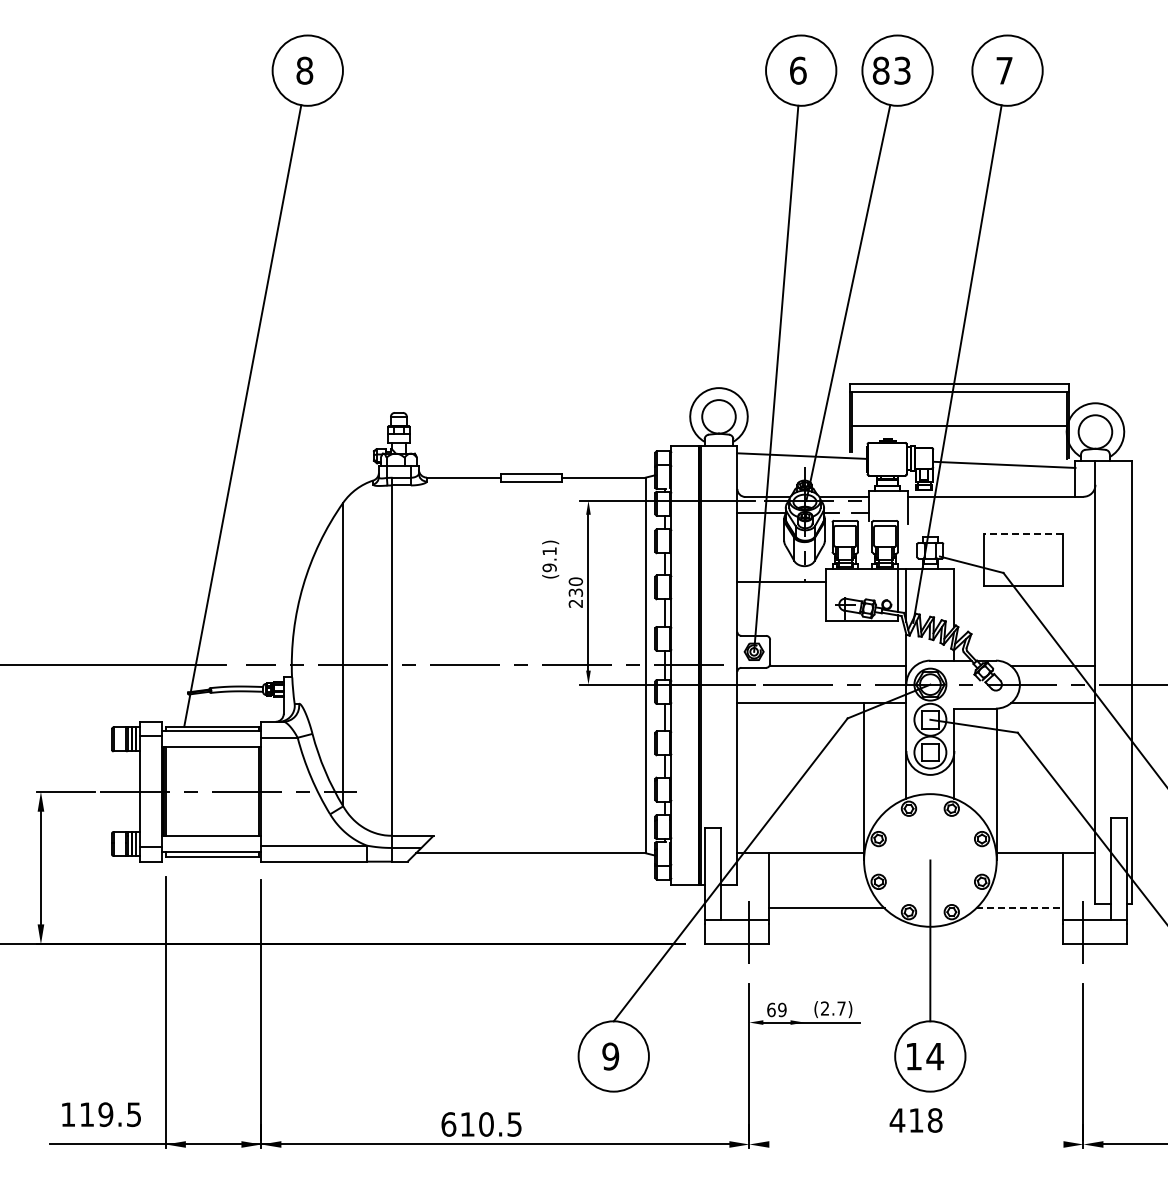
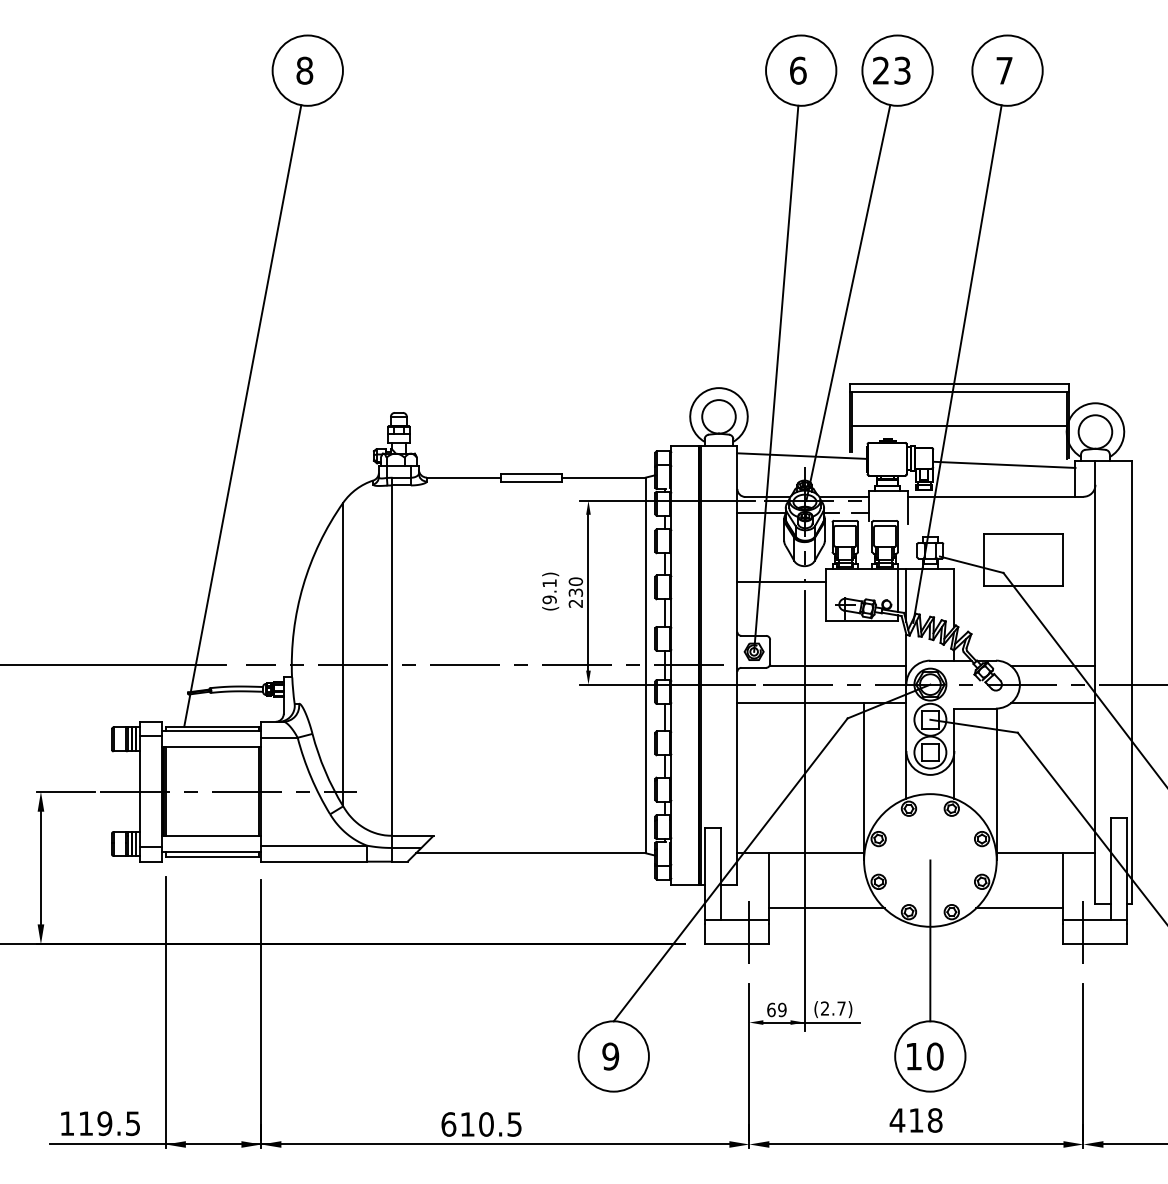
text: 83 -> 23 (880, 70)
line: dashed -> solid (1023, 533)
text position: (550, 559) -> (550, 591) (550, 591)
line: none -> present (804, 810)
line: dashed -> solid (1019, 908)
text: 14 -> 10 (935, 1056)
text position: (101, 1114) -> (100, 1123) (100, 1123)
line: none -> present (916, 1144)
